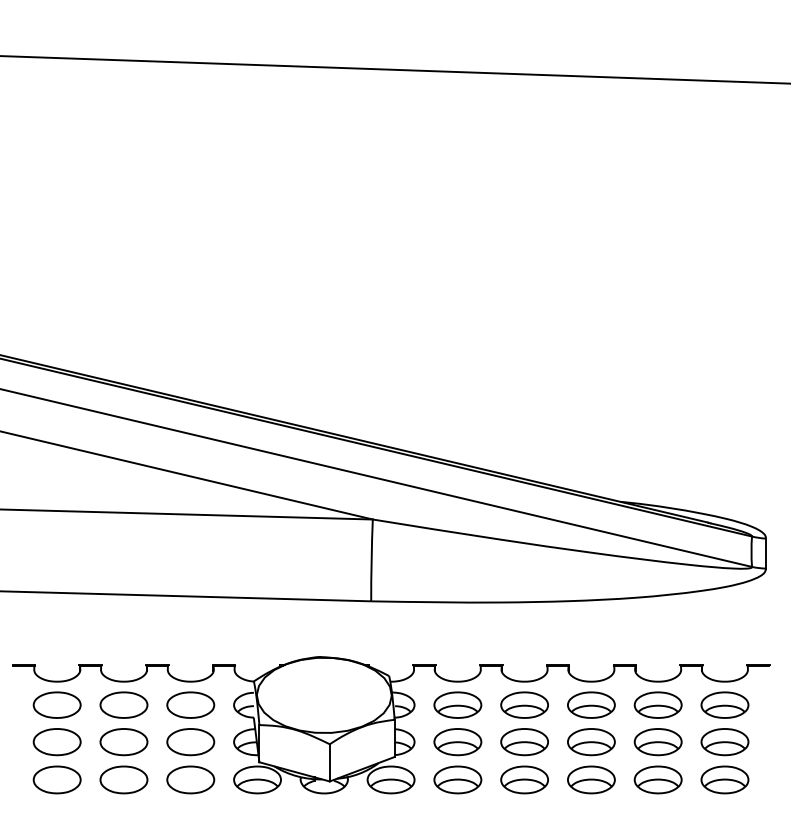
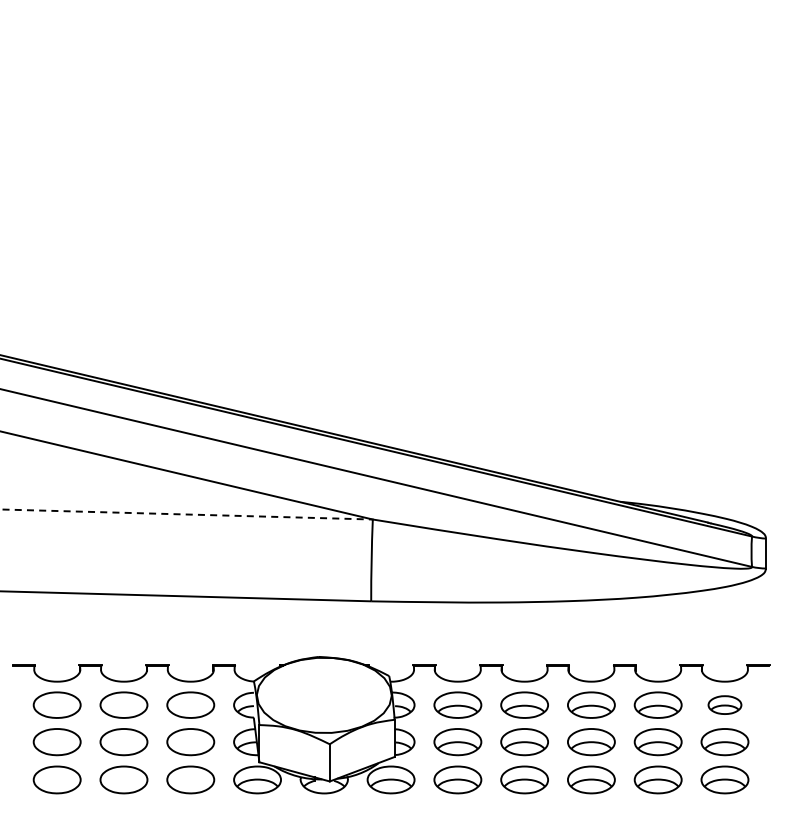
line: present -> none (394, 69)
line: solid -> dashed (186, 514)
part size: 50x28 px -> 36x20 px (724, 704)
